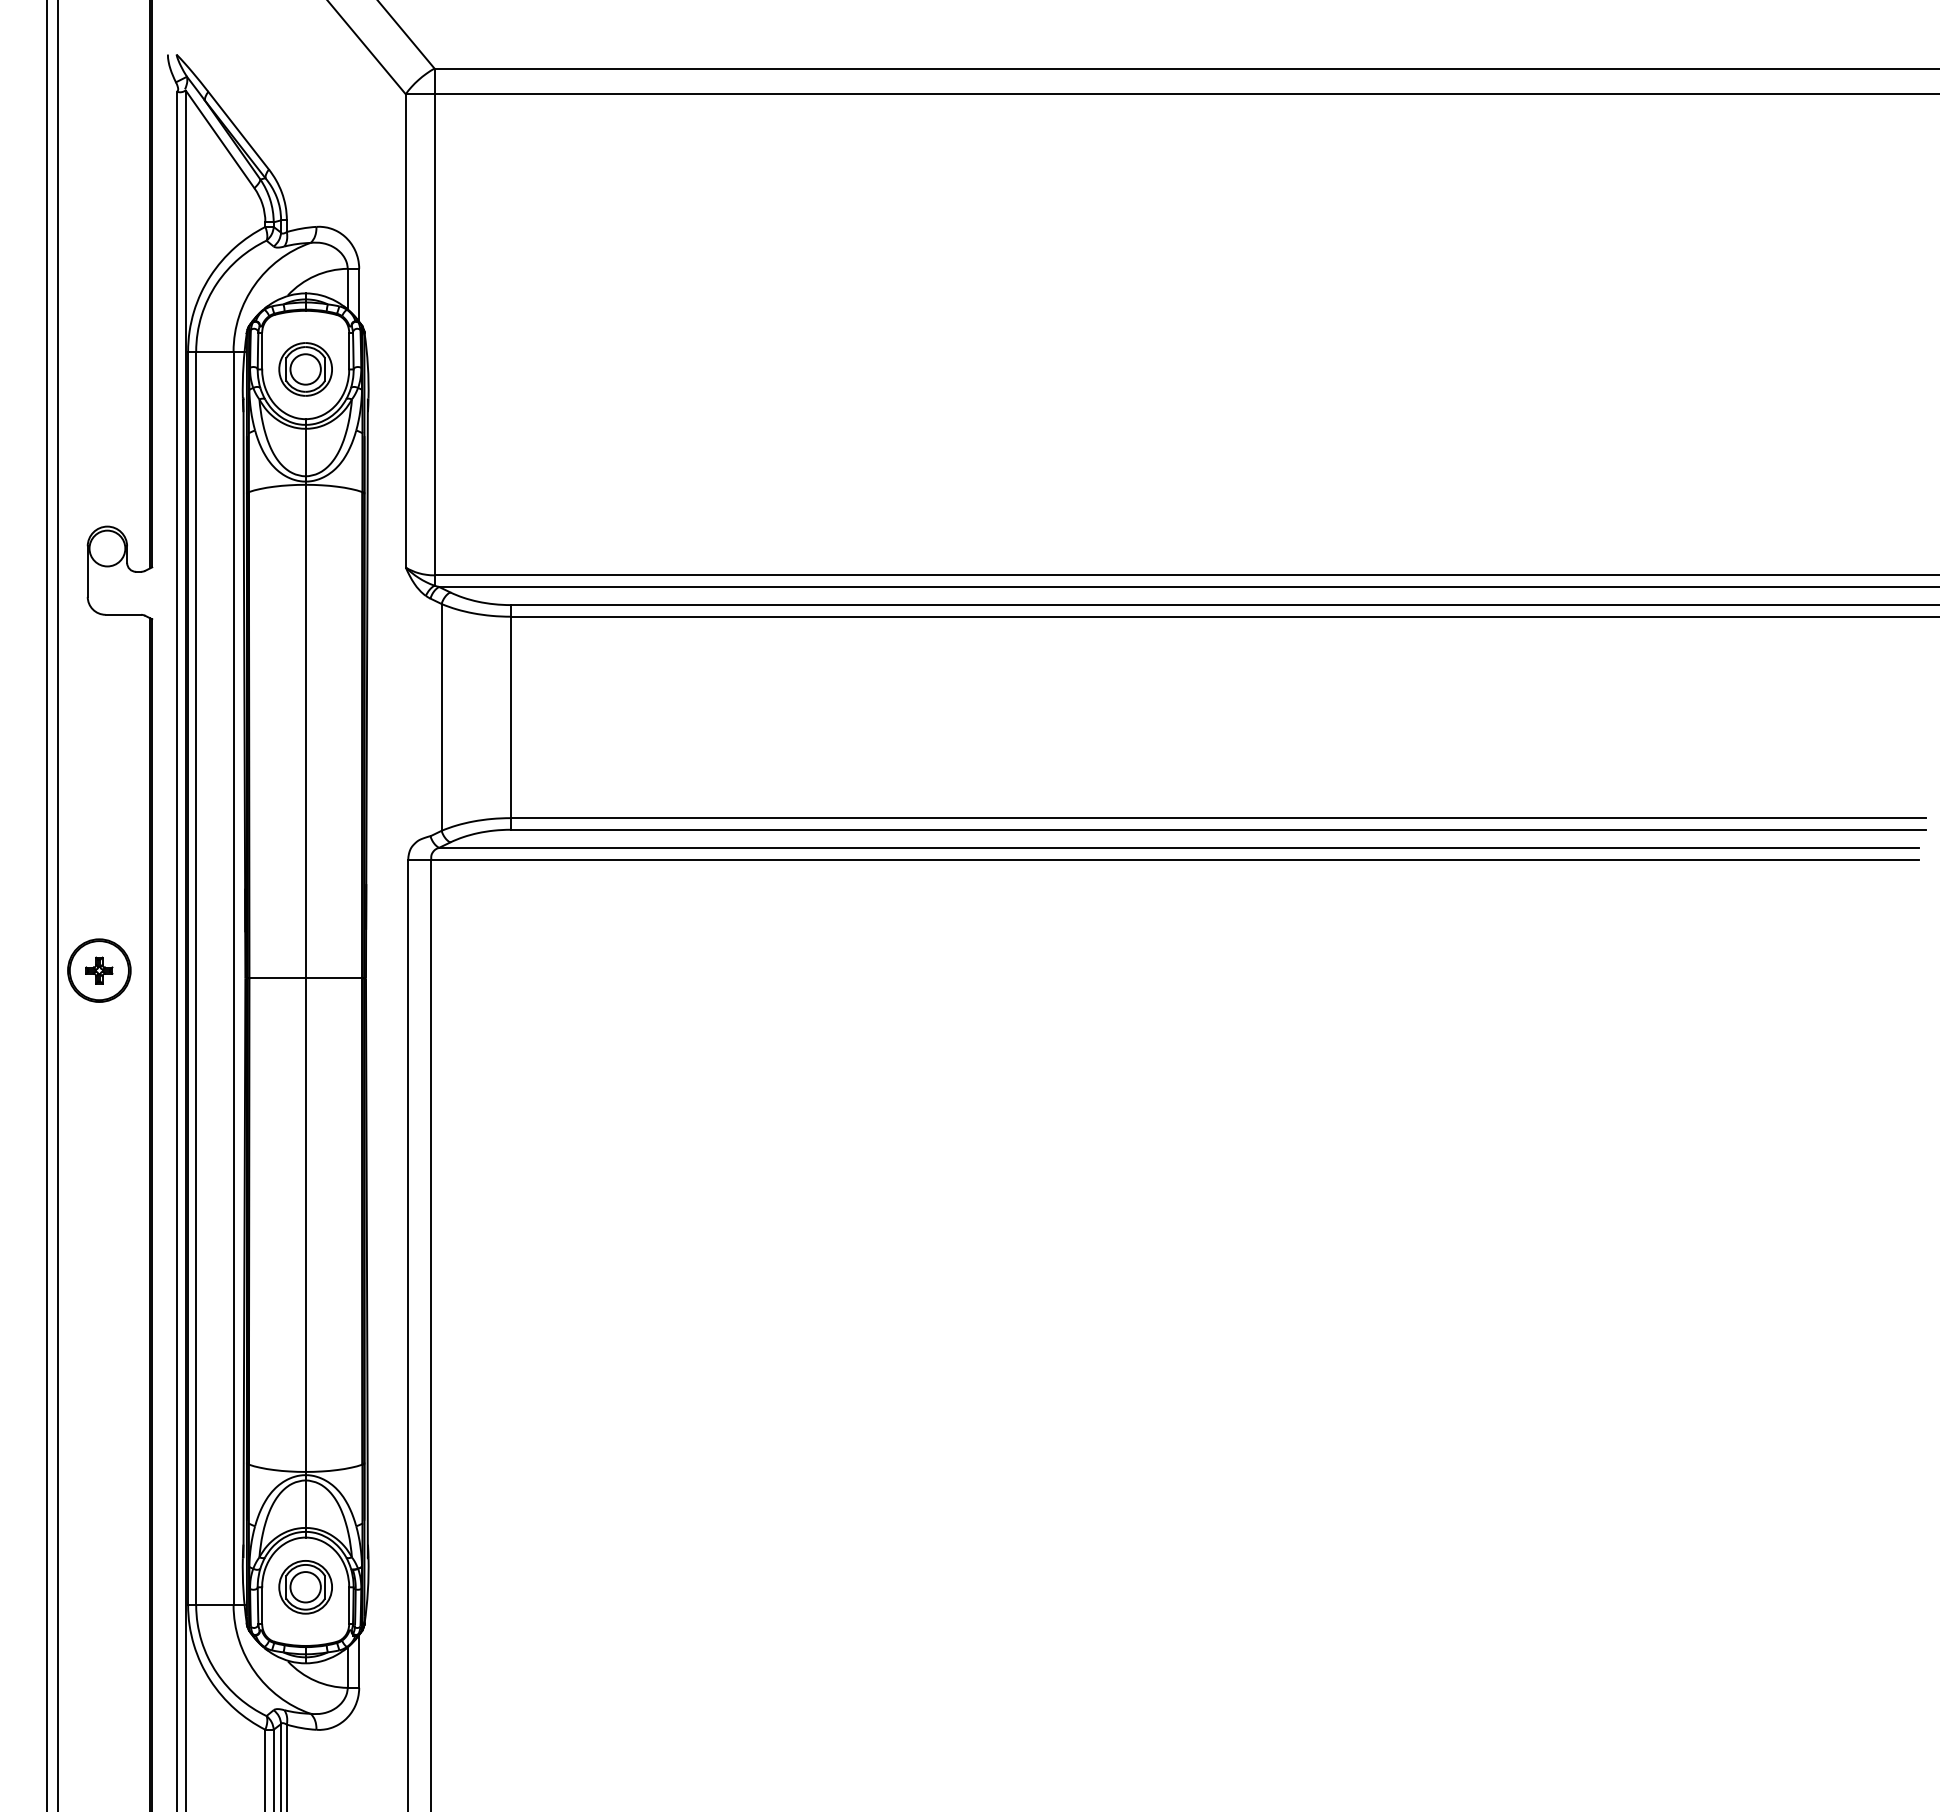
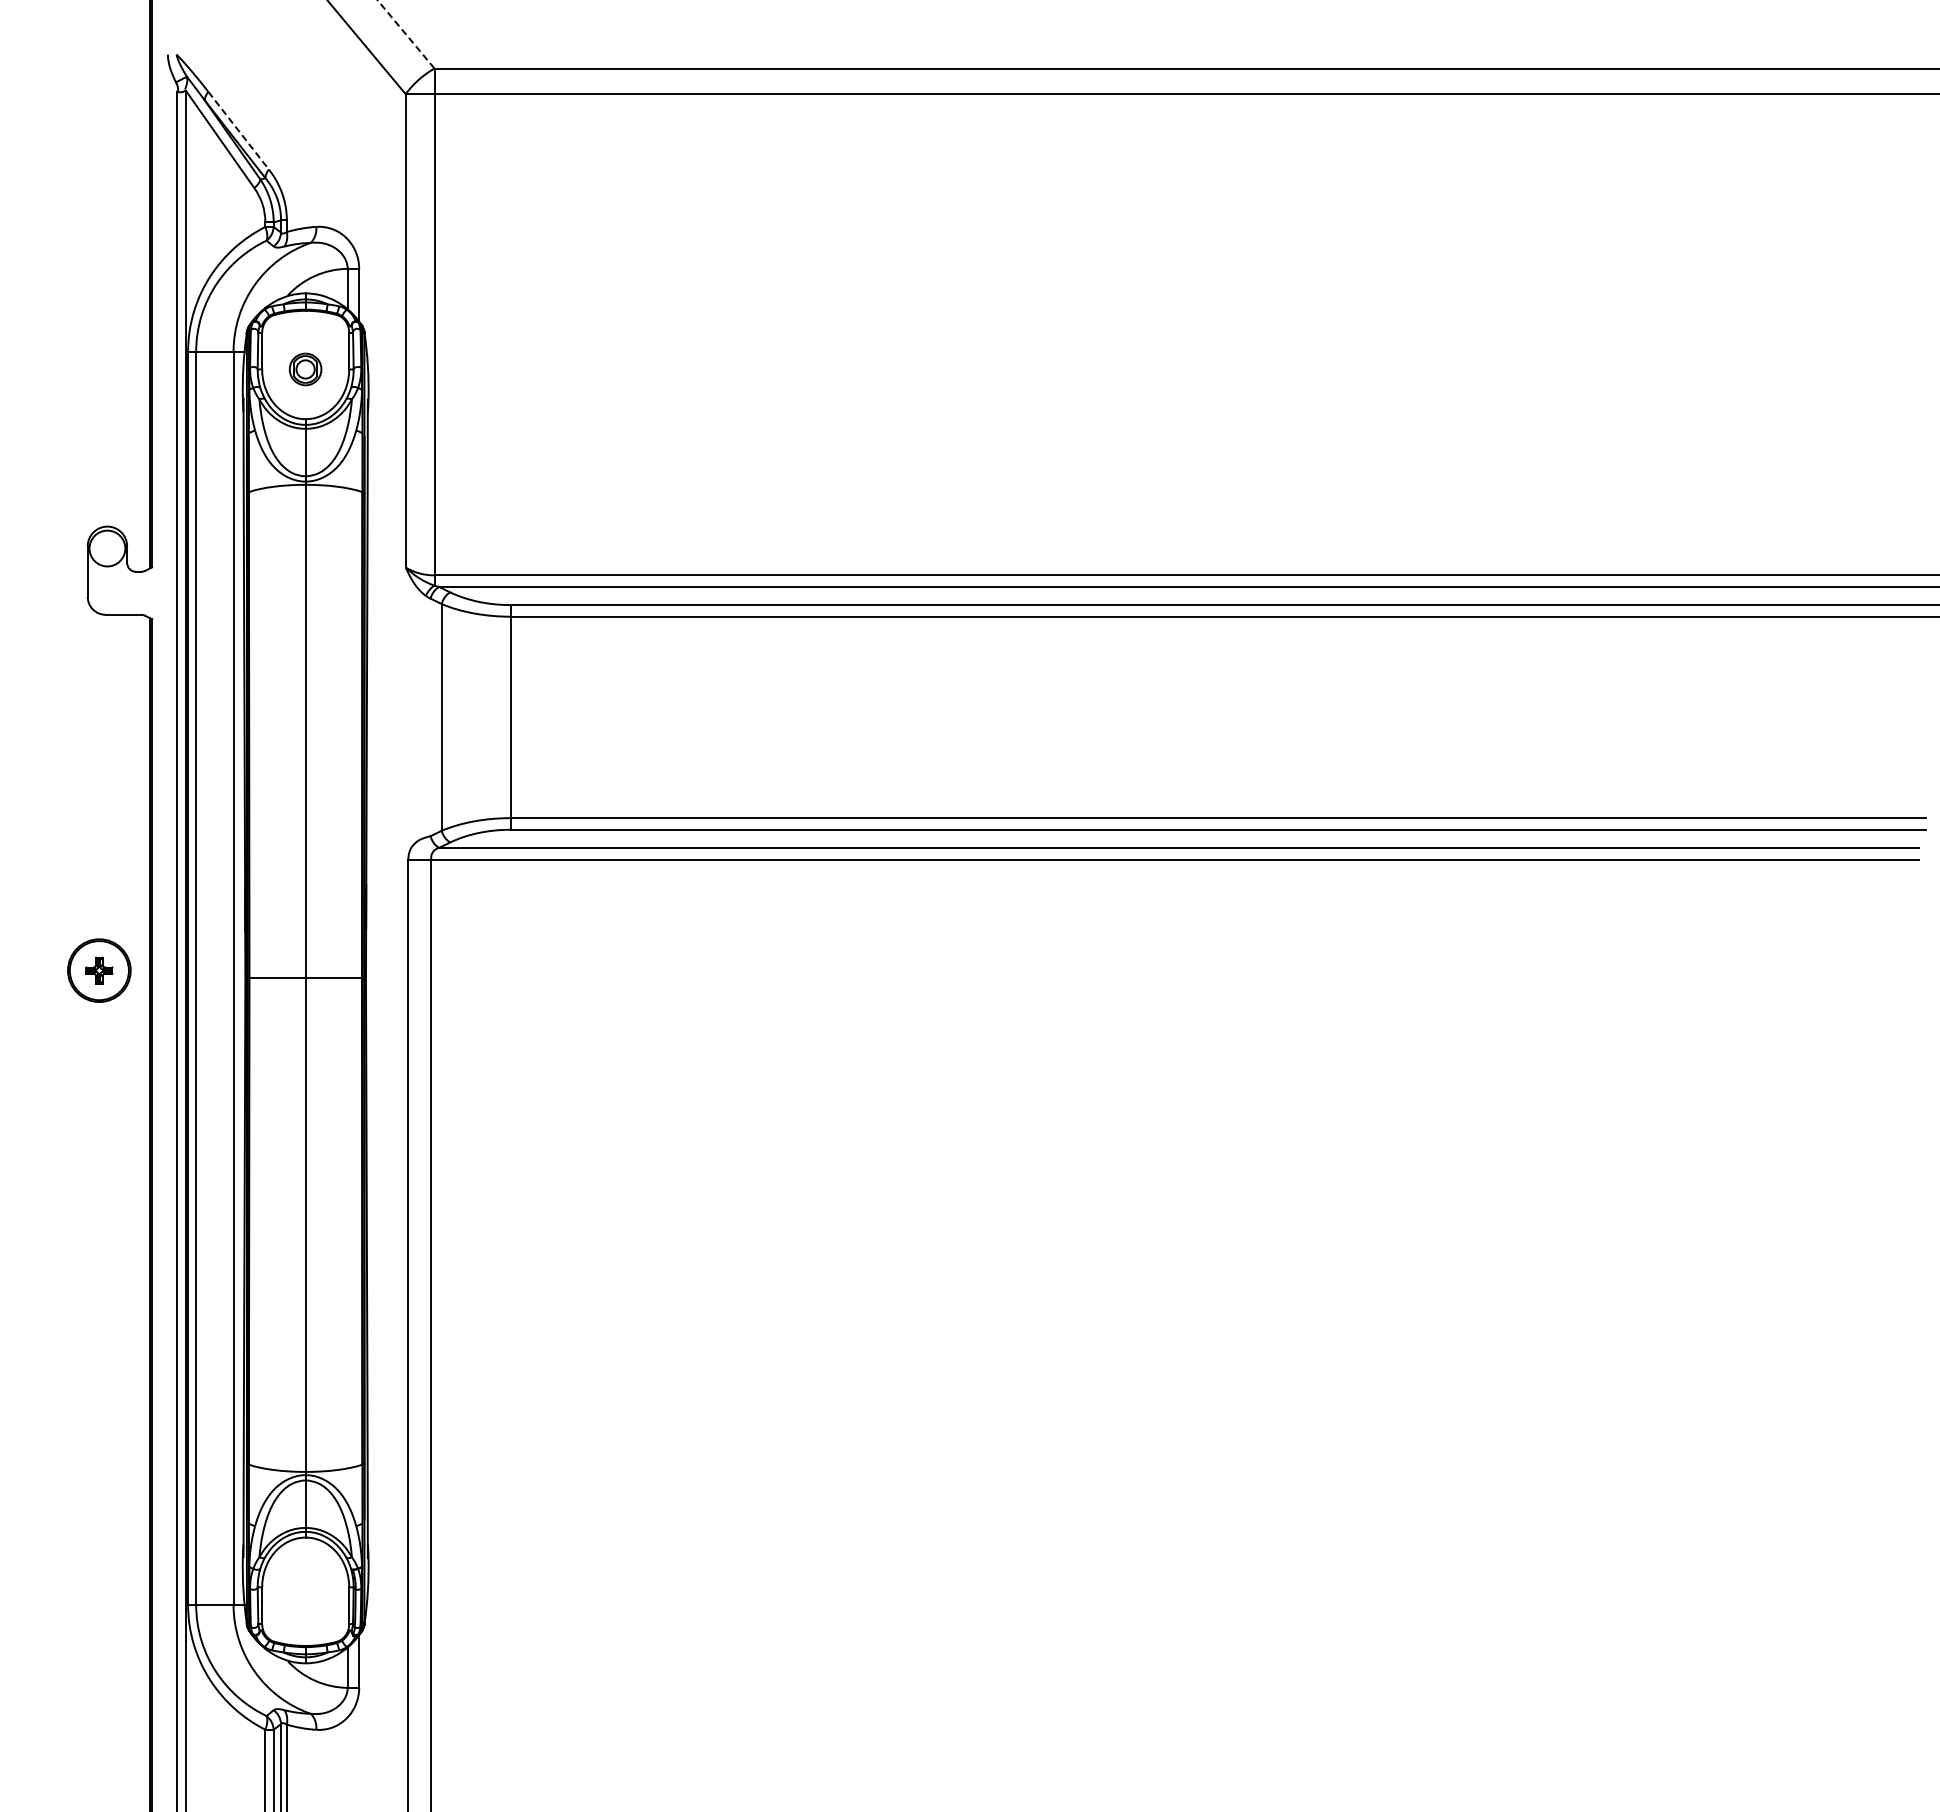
line: solid -> dashed (405, 34)
line: solid -> dashed (238, 131)
part size: 55x55 px -> 34x35 px (305, 369)
line: present -> none (47, 905)
line: present -> none (58, 905)
part: present -> none (305, 1587)
